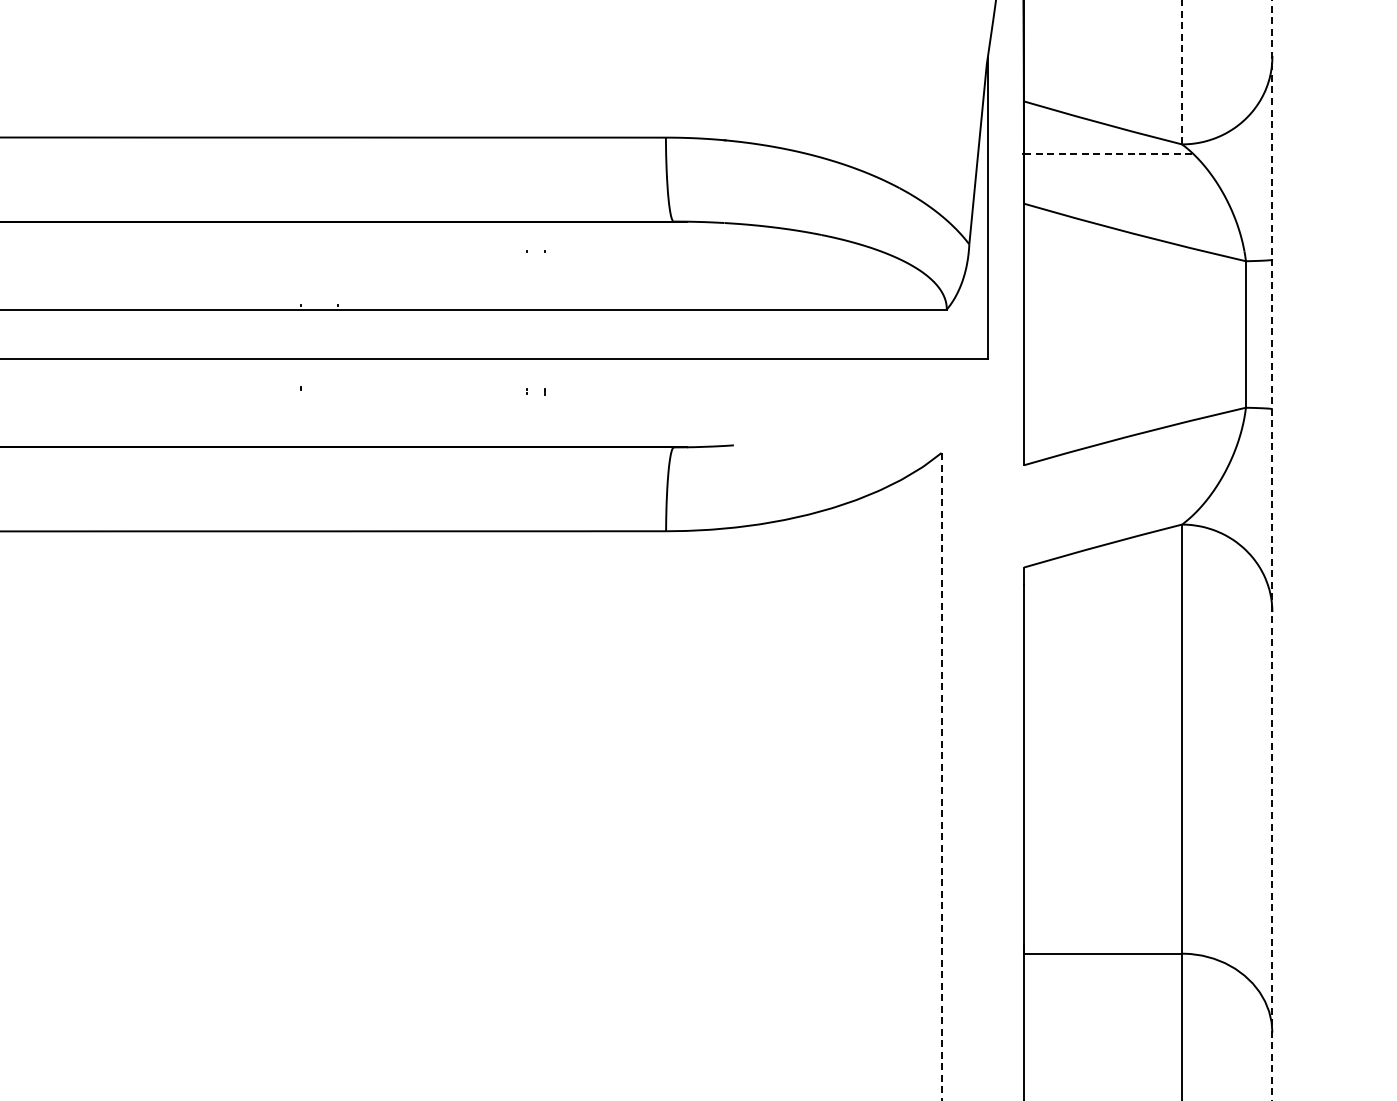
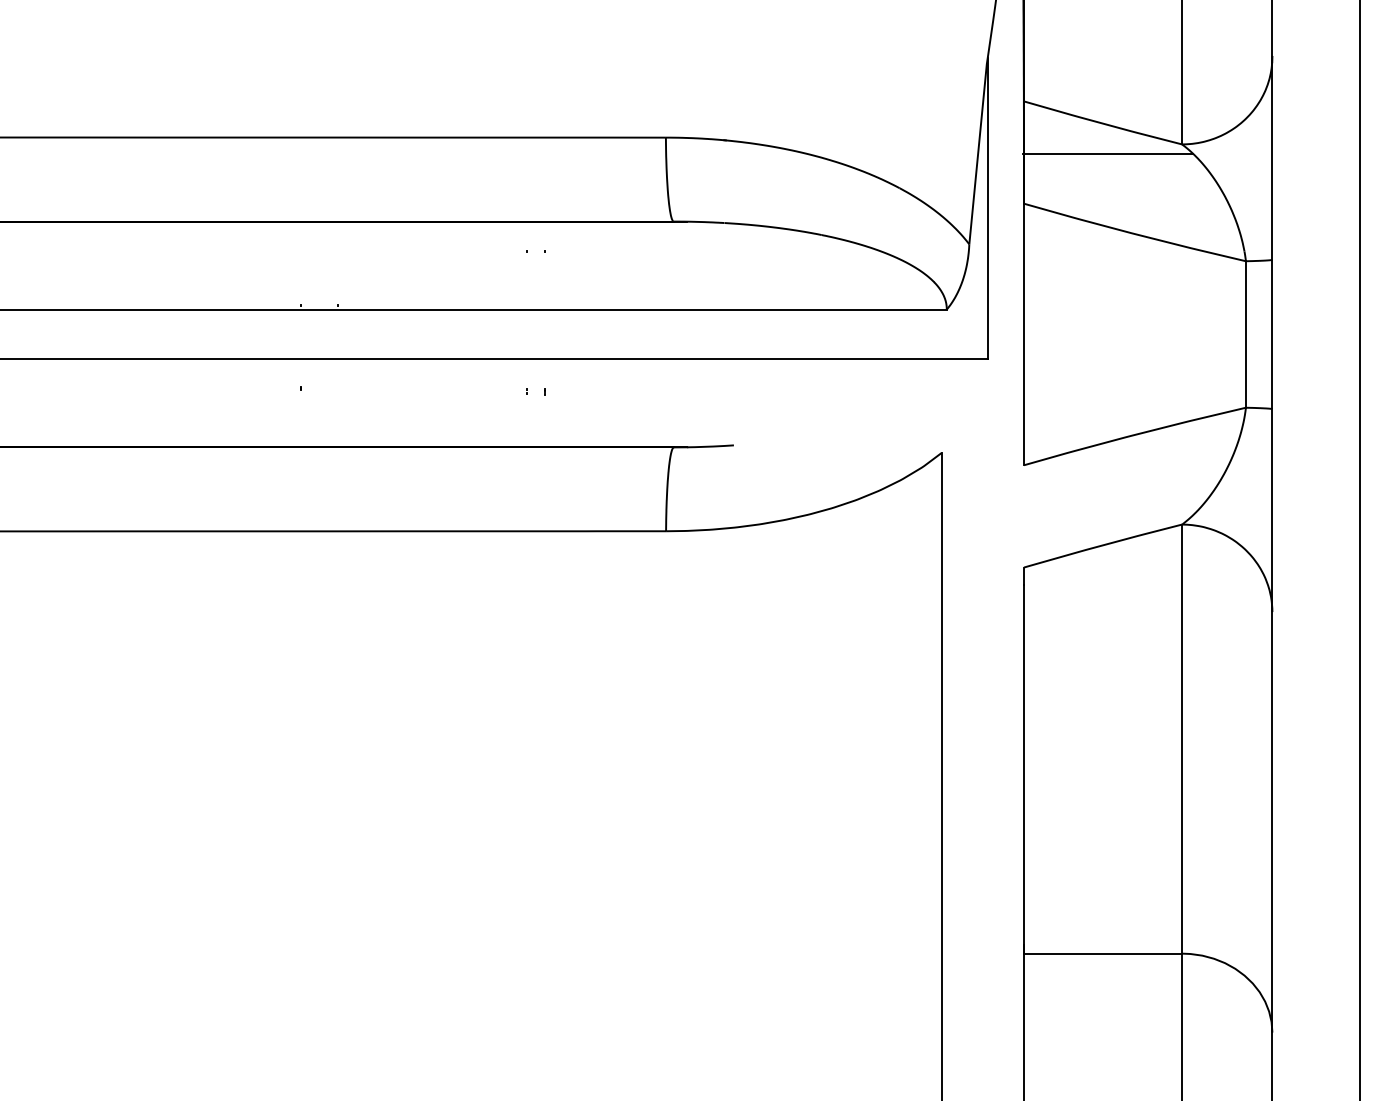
line: dashed -> solid (1182, 72)
line: dashed -> solid (1108, 153)
line: dashed -> solid (1272, 549)
line: none -> present (1359, 549)
line: dashed -> solid (941, 777)
